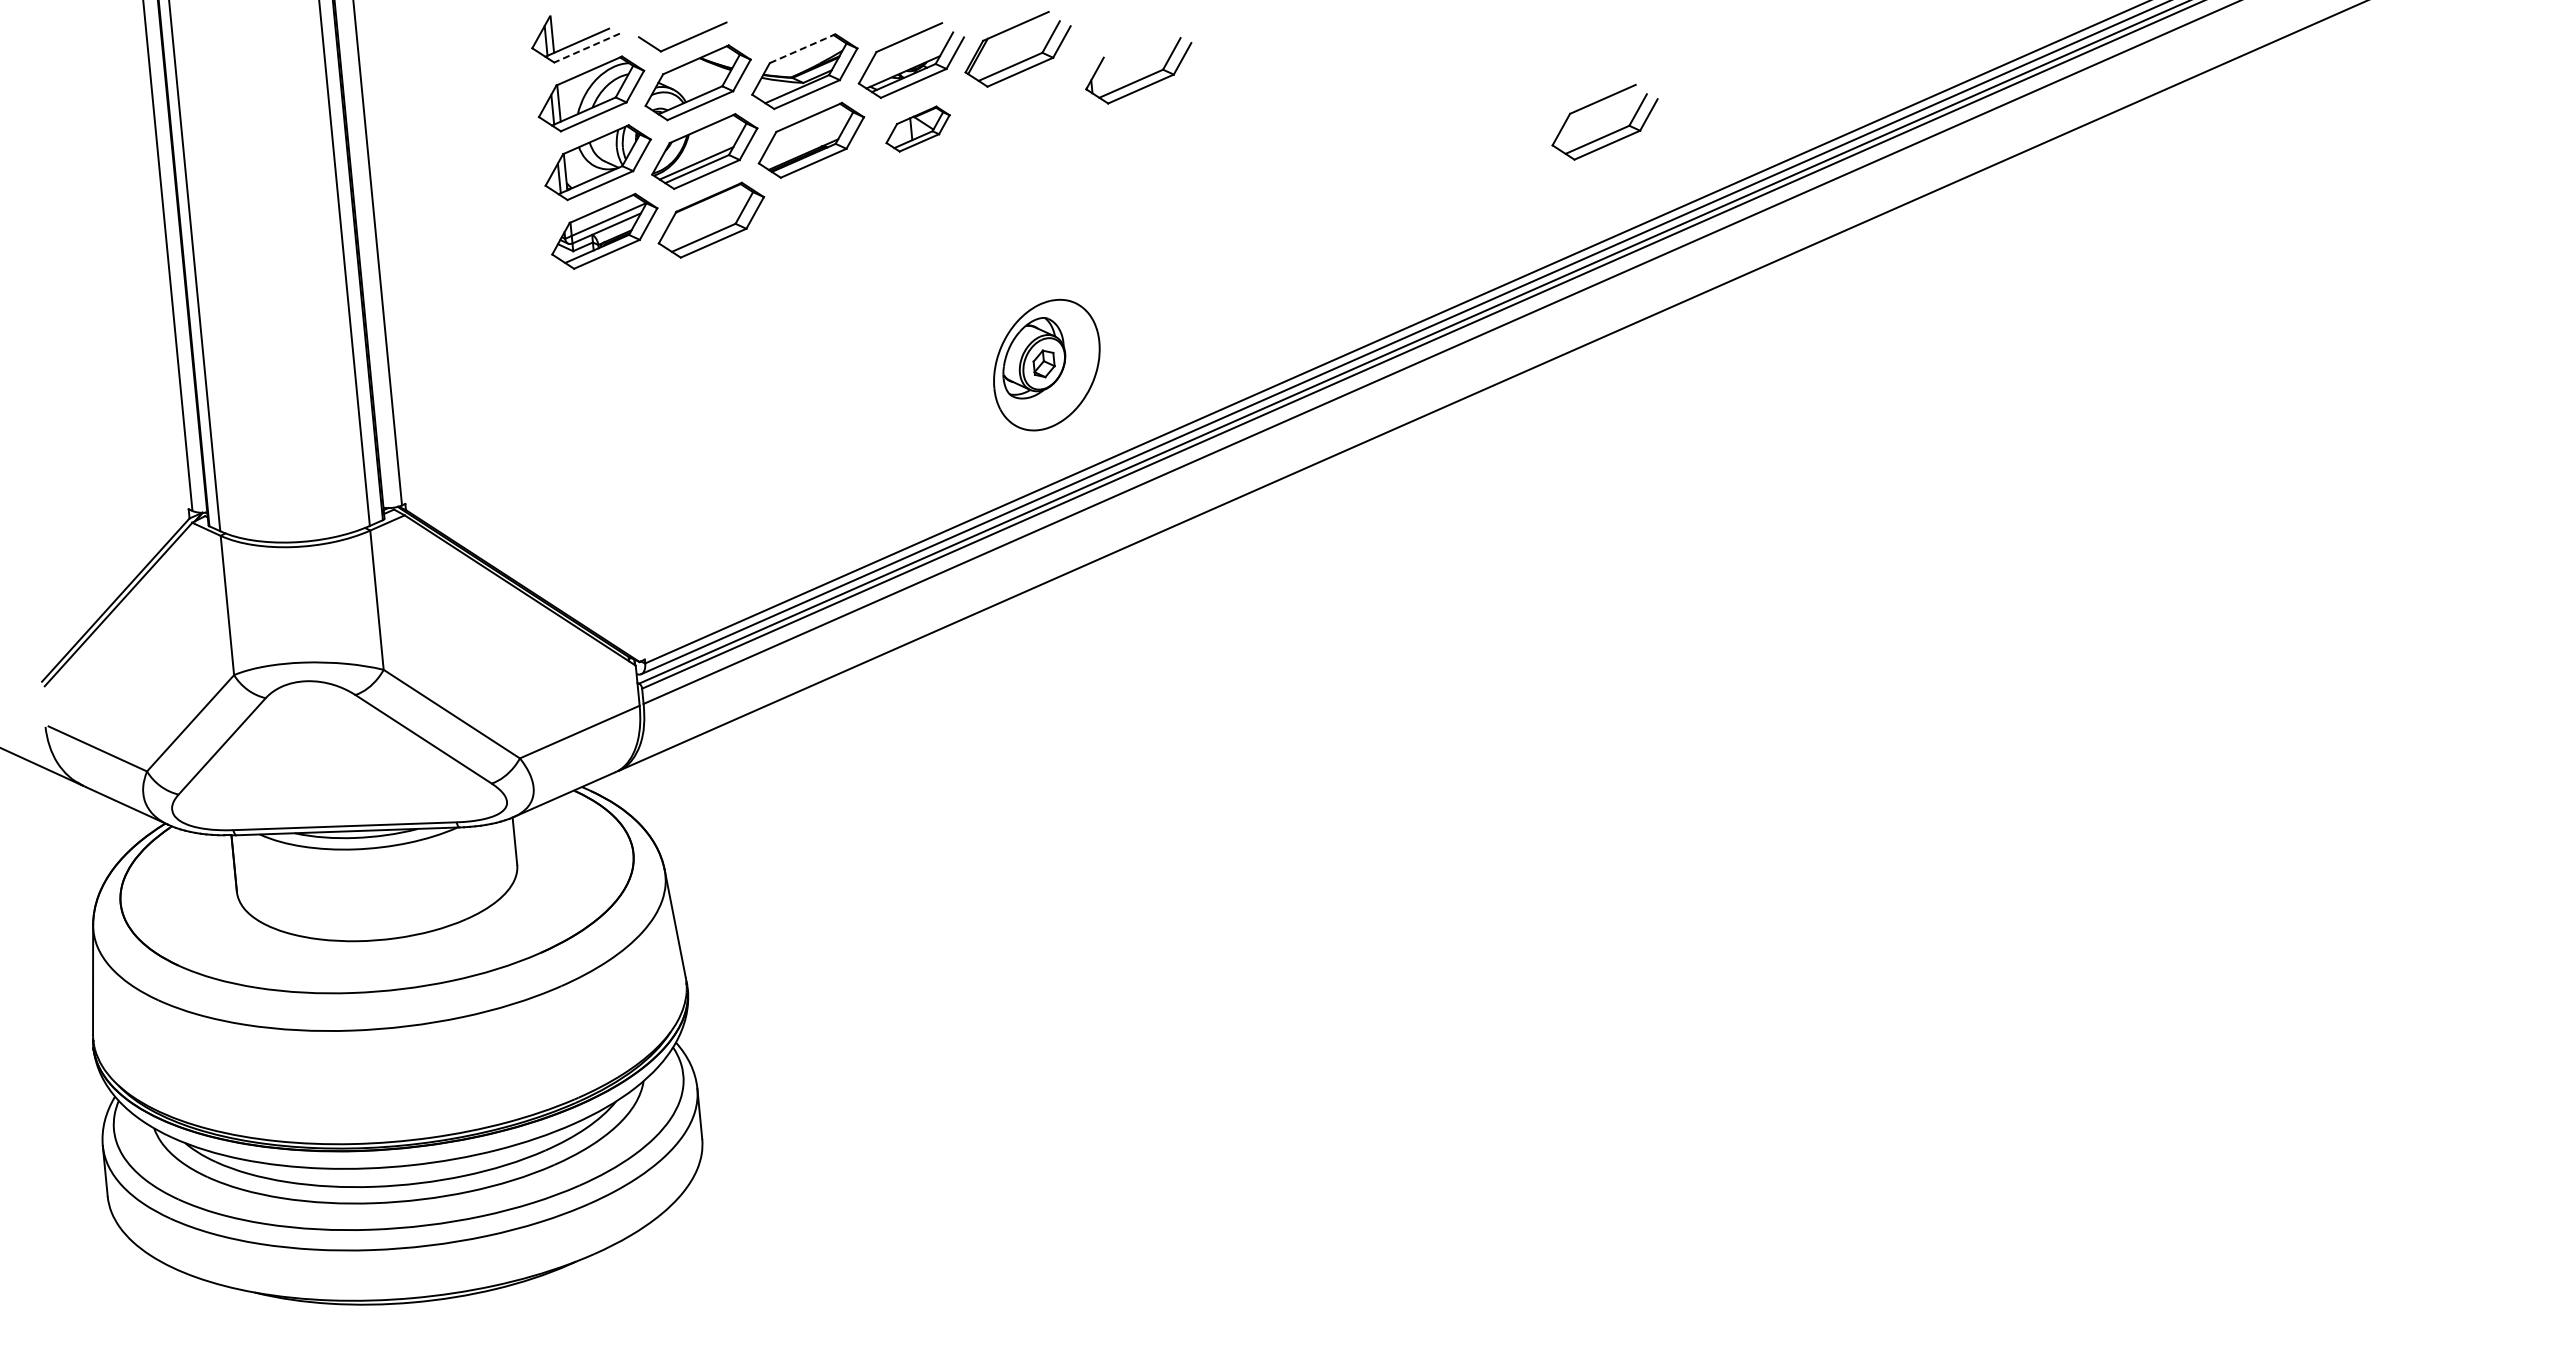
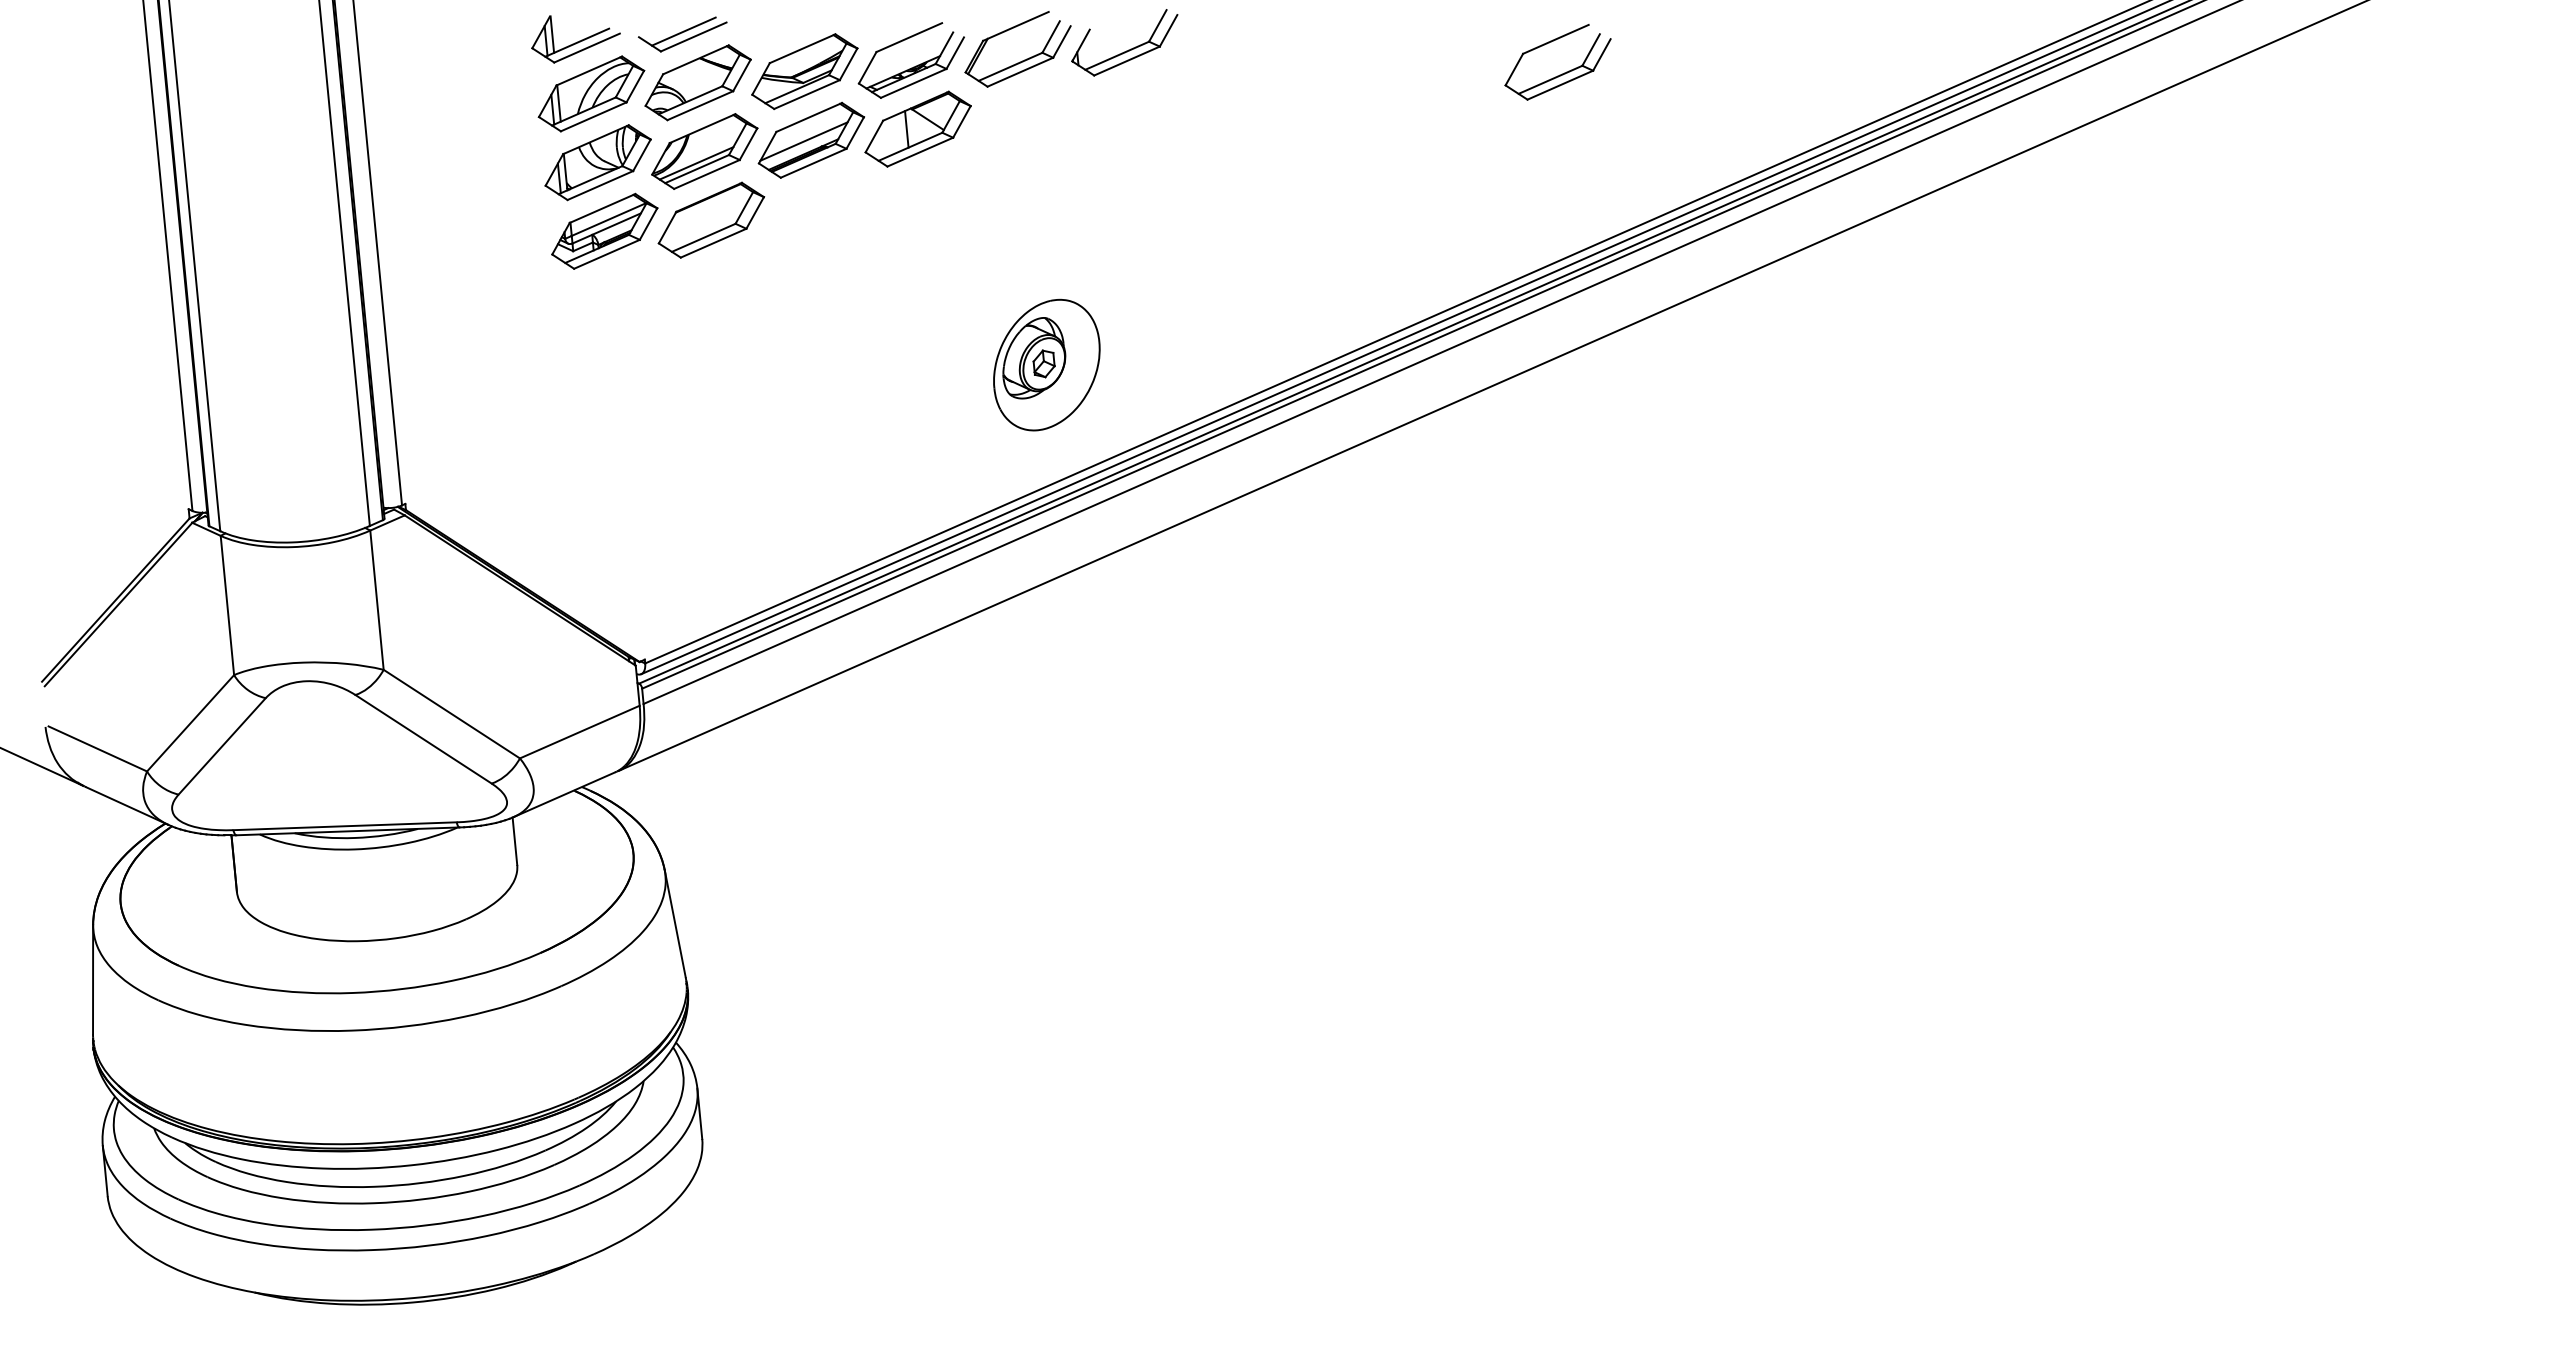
line: none -> present (683, 31)
line: dashed -> solid (587, 48)
line: dashed -> solid (802, 48)
part position: (1142, 77) -> (1128, 49) (1128, 49)
part size: 66x48 px -> 108x78 px (917, 128)
part position: (1609, 133) -> (1562, 73) (1562, 73)
line: none -> present (803, 141)
